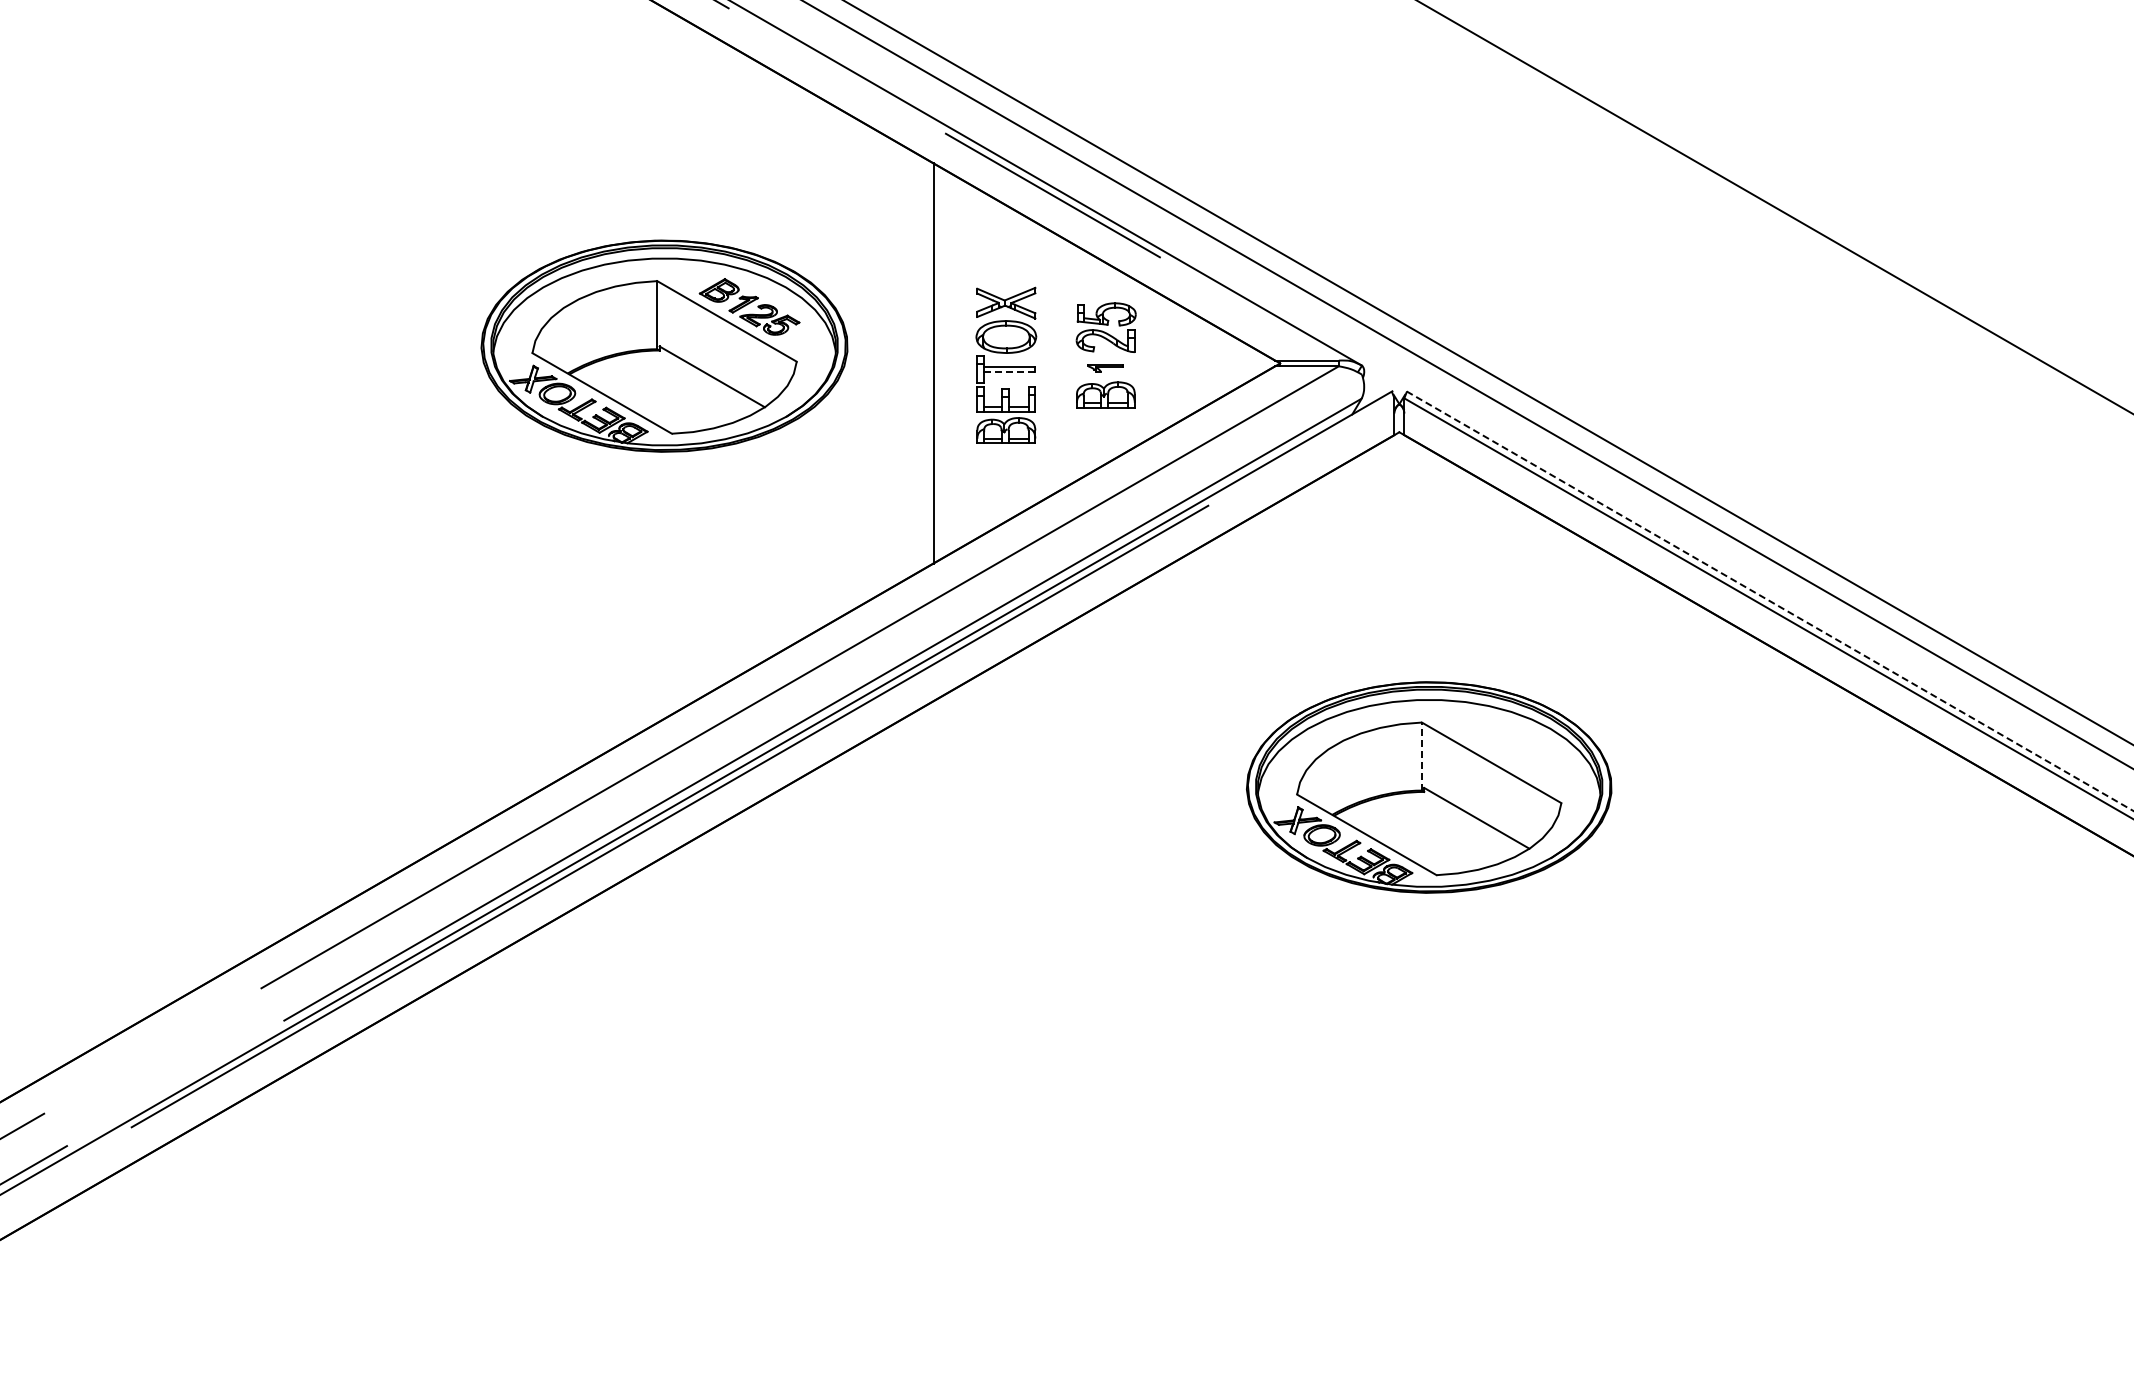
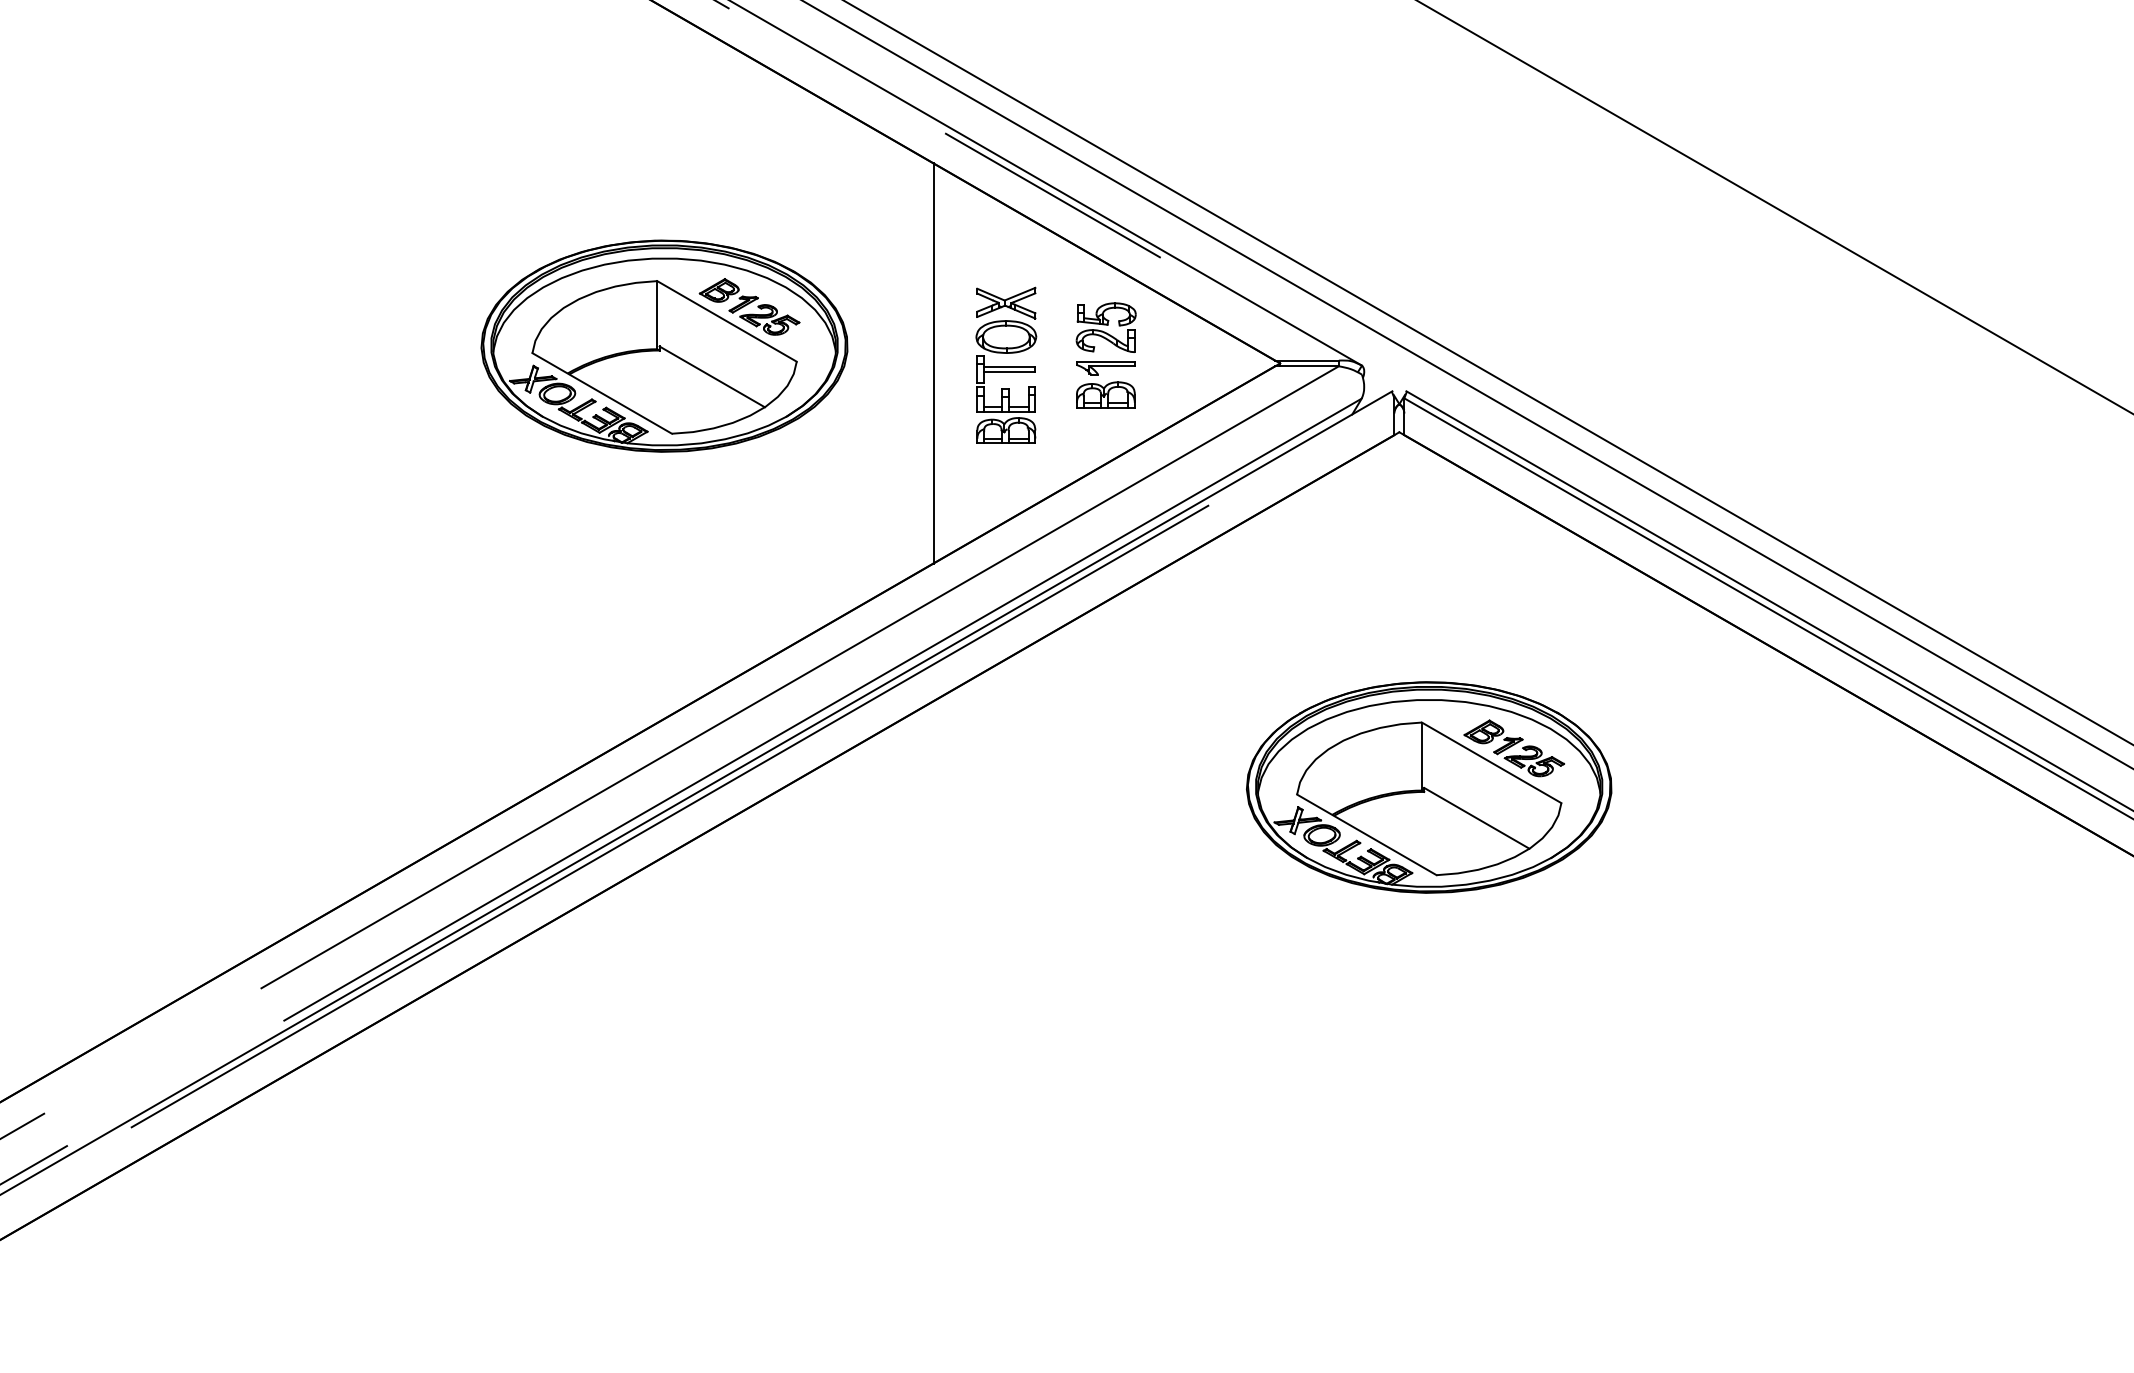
part size: 37x9 px -> 60x15 px (1105, 368)
line: dashed -> solid (1009, 371)
line: dashed -> solid (1770, 601)
part: none -> present (1513, 748)
line: dashed -> solid (1421, 756)
